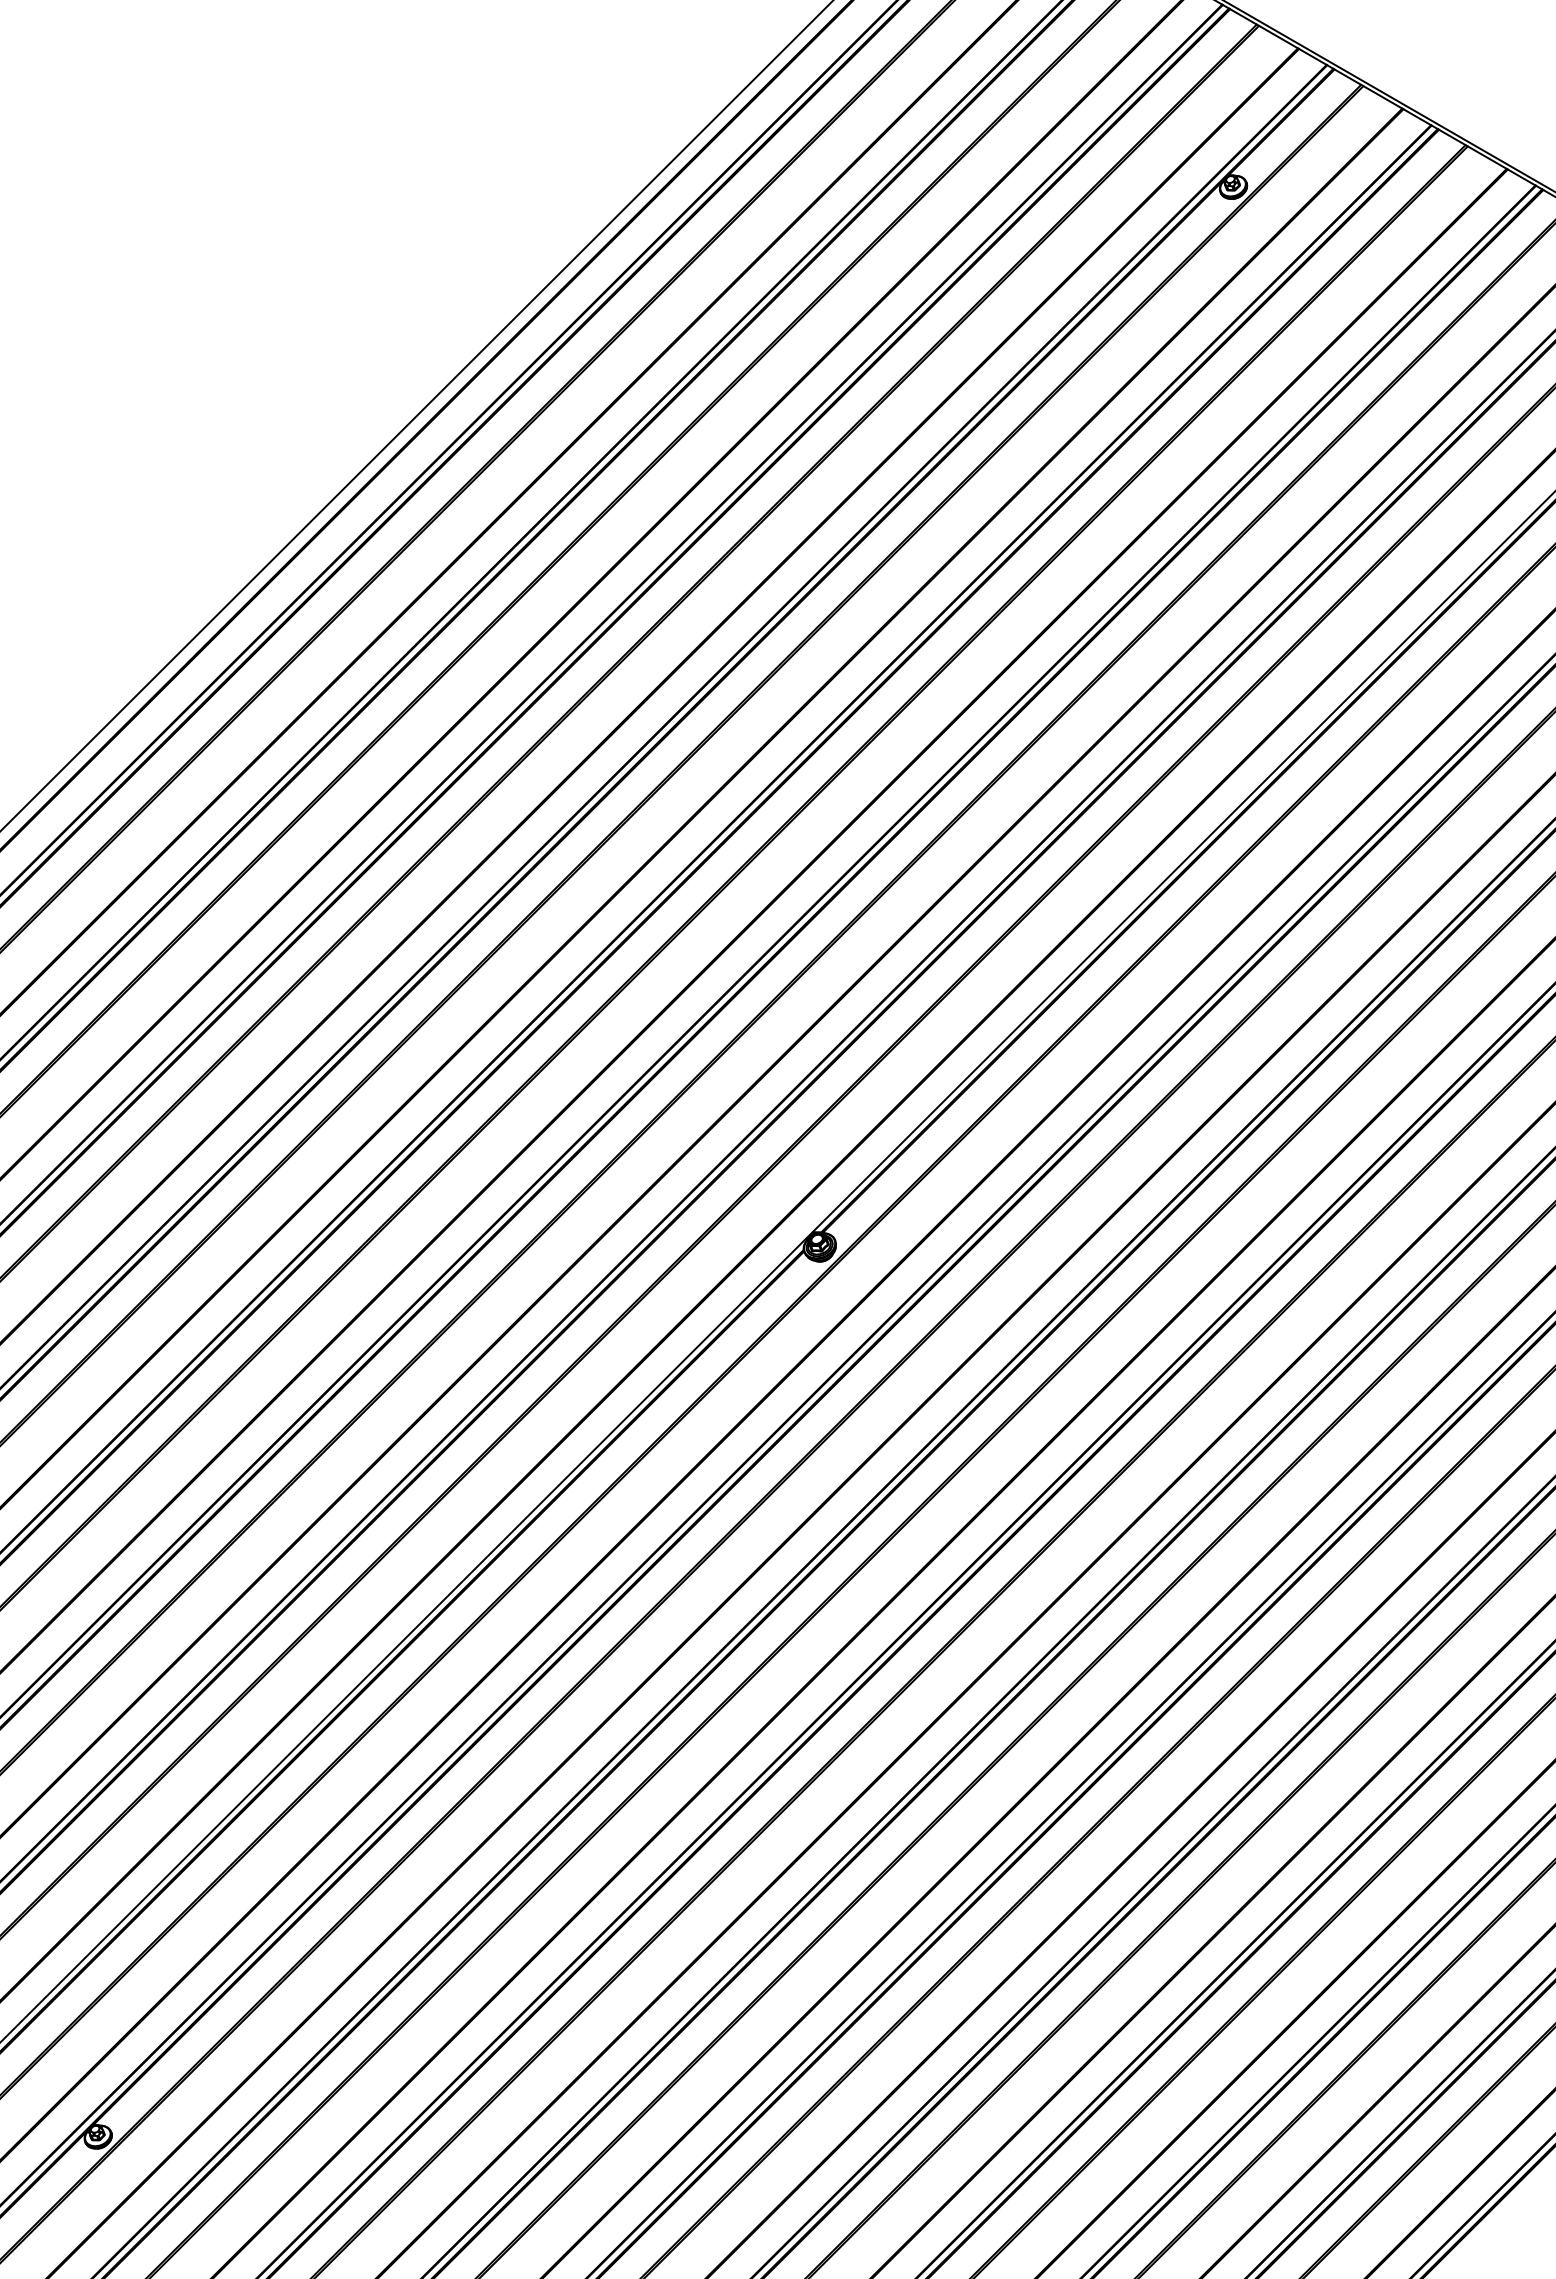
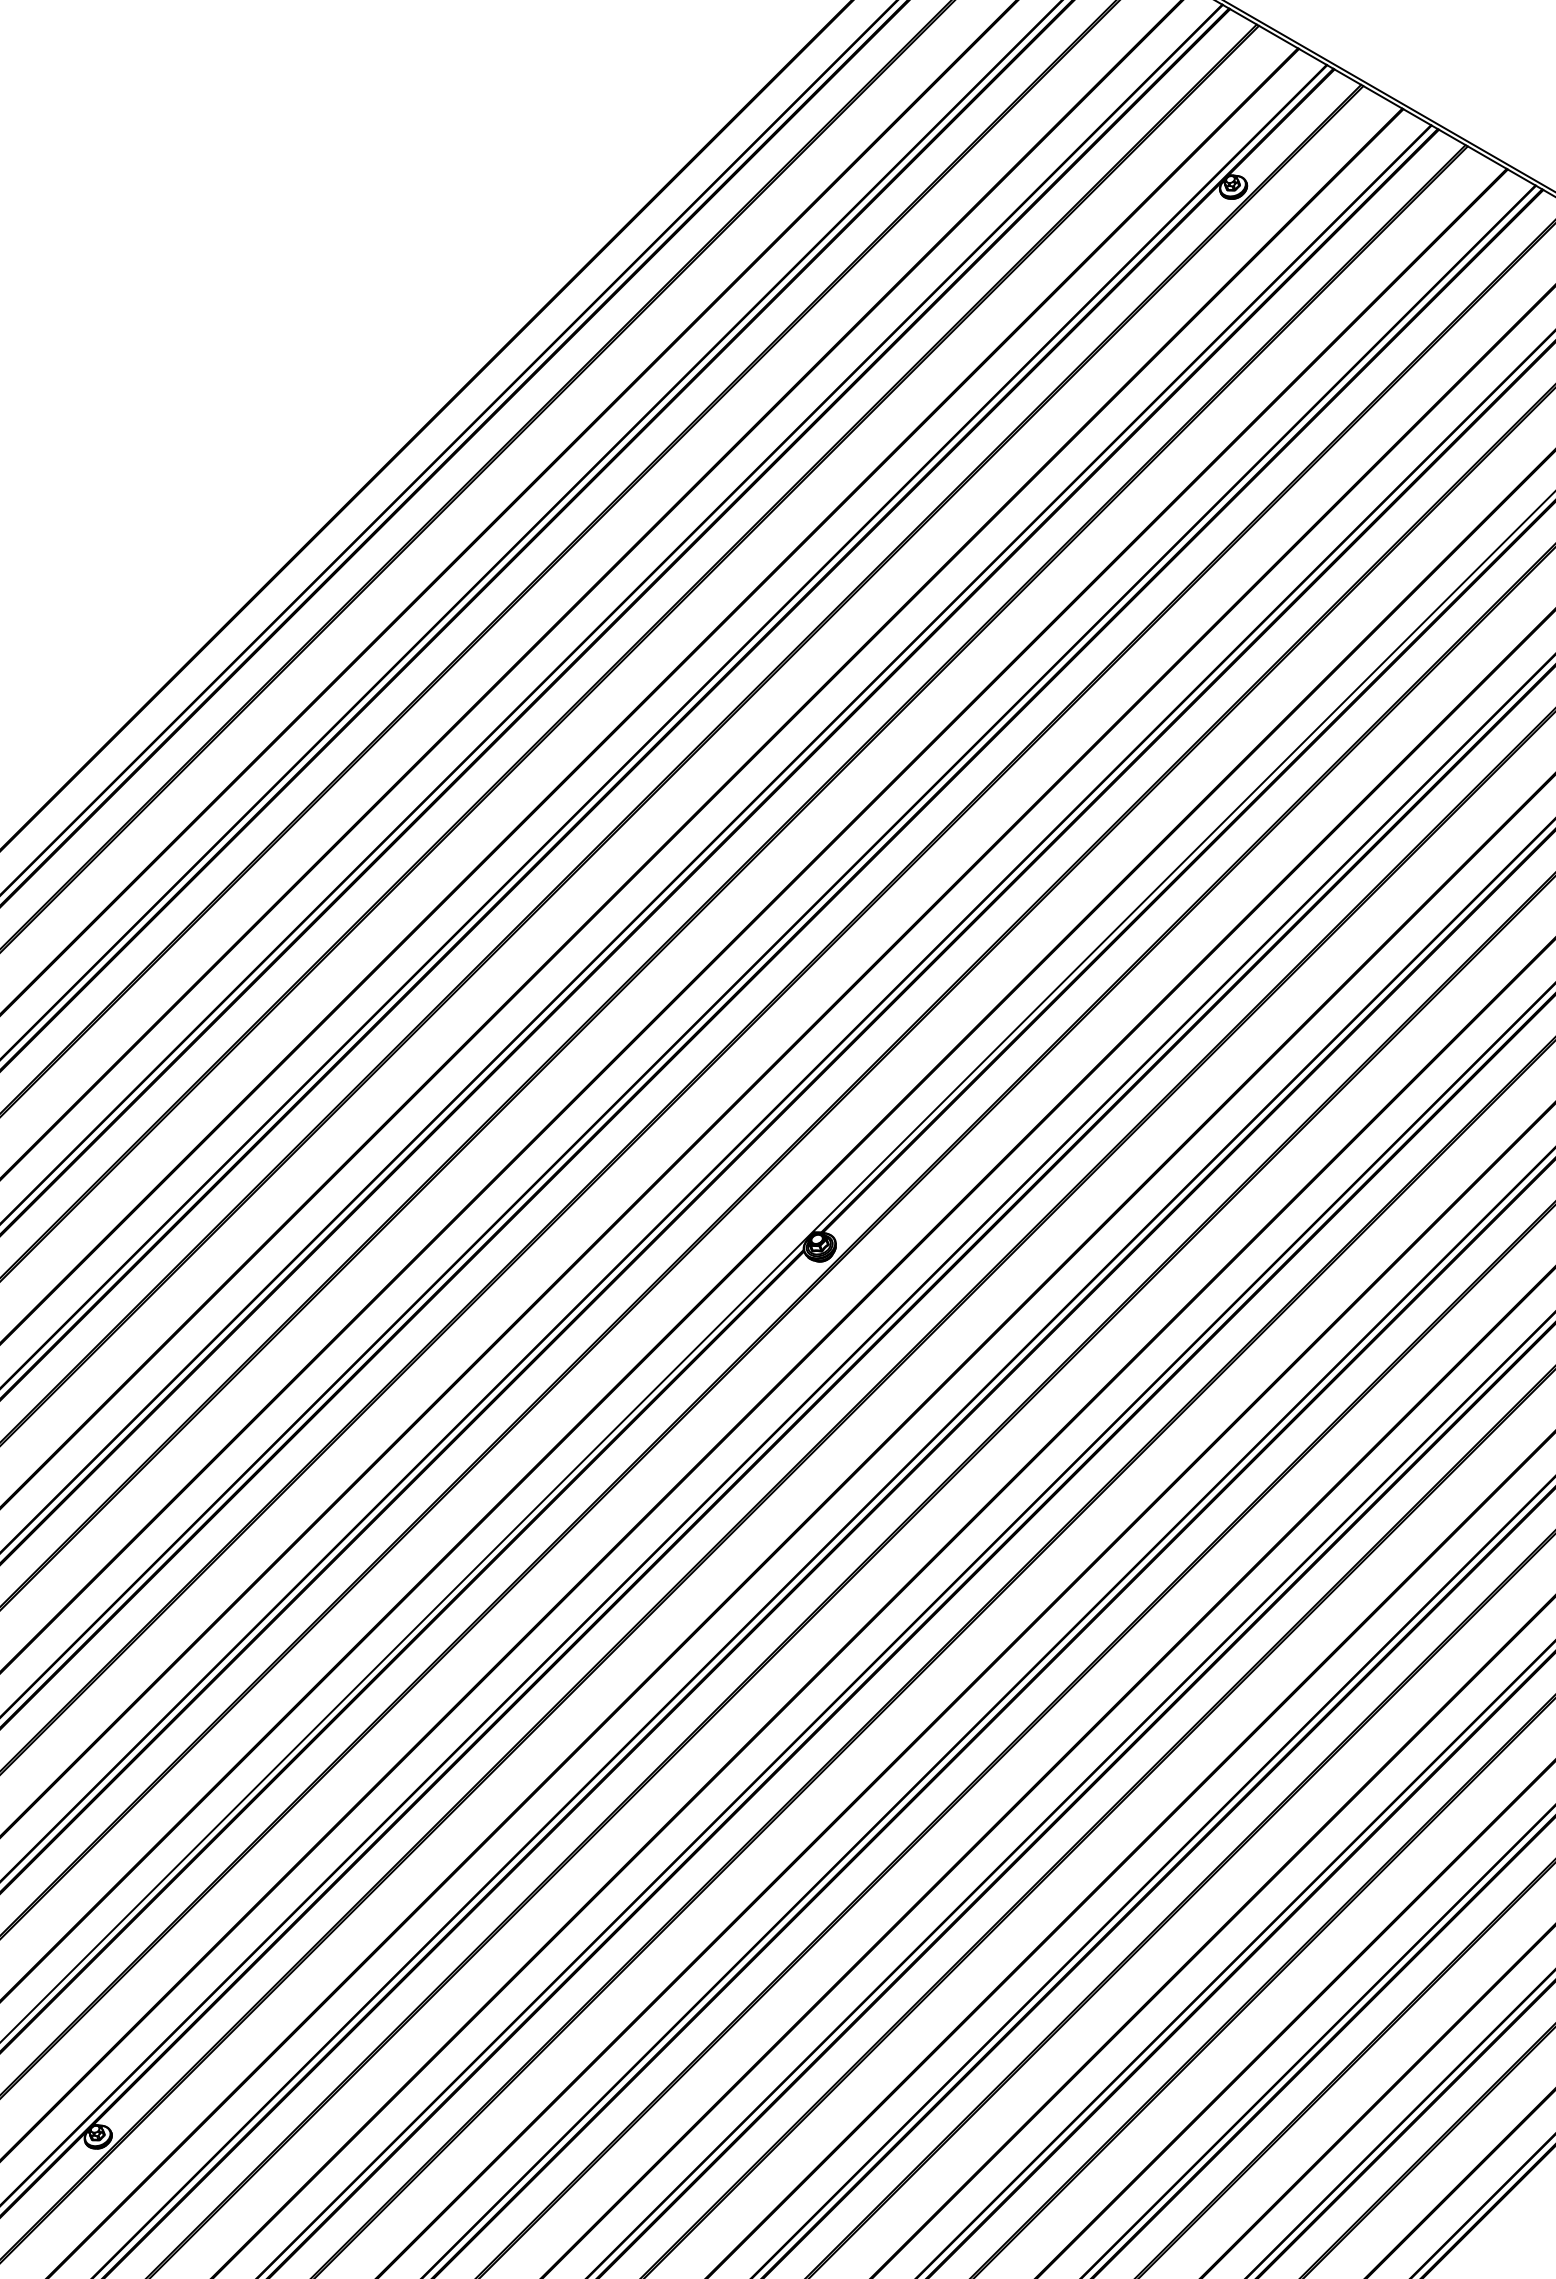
line: present -> none (416, 415)
